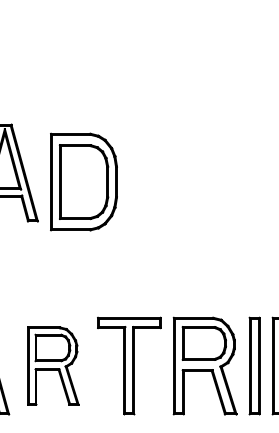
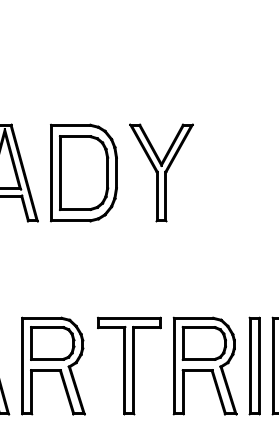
part: none -> present (161, 172)
part position: (83, 181) -> (83, 172) (83, 172)
part size: 53x80 px -> 65x100 px (53, 365)
